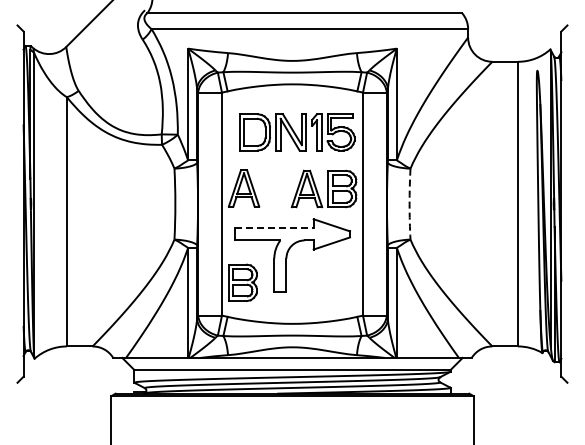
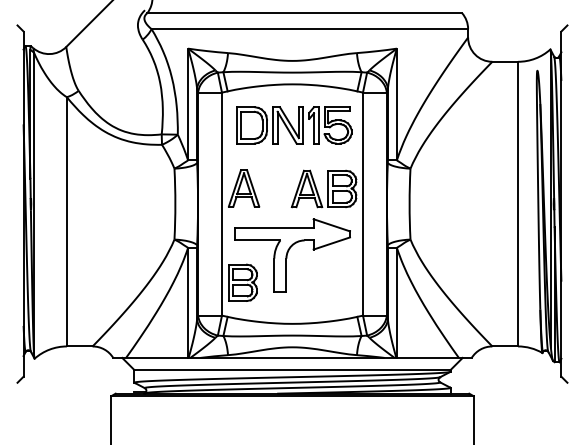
part position: (297, 132) -> (294, 125) (294, 125)
arc: dashed -> solid (409, 204)
line: dashed -> solid (274, 228)
